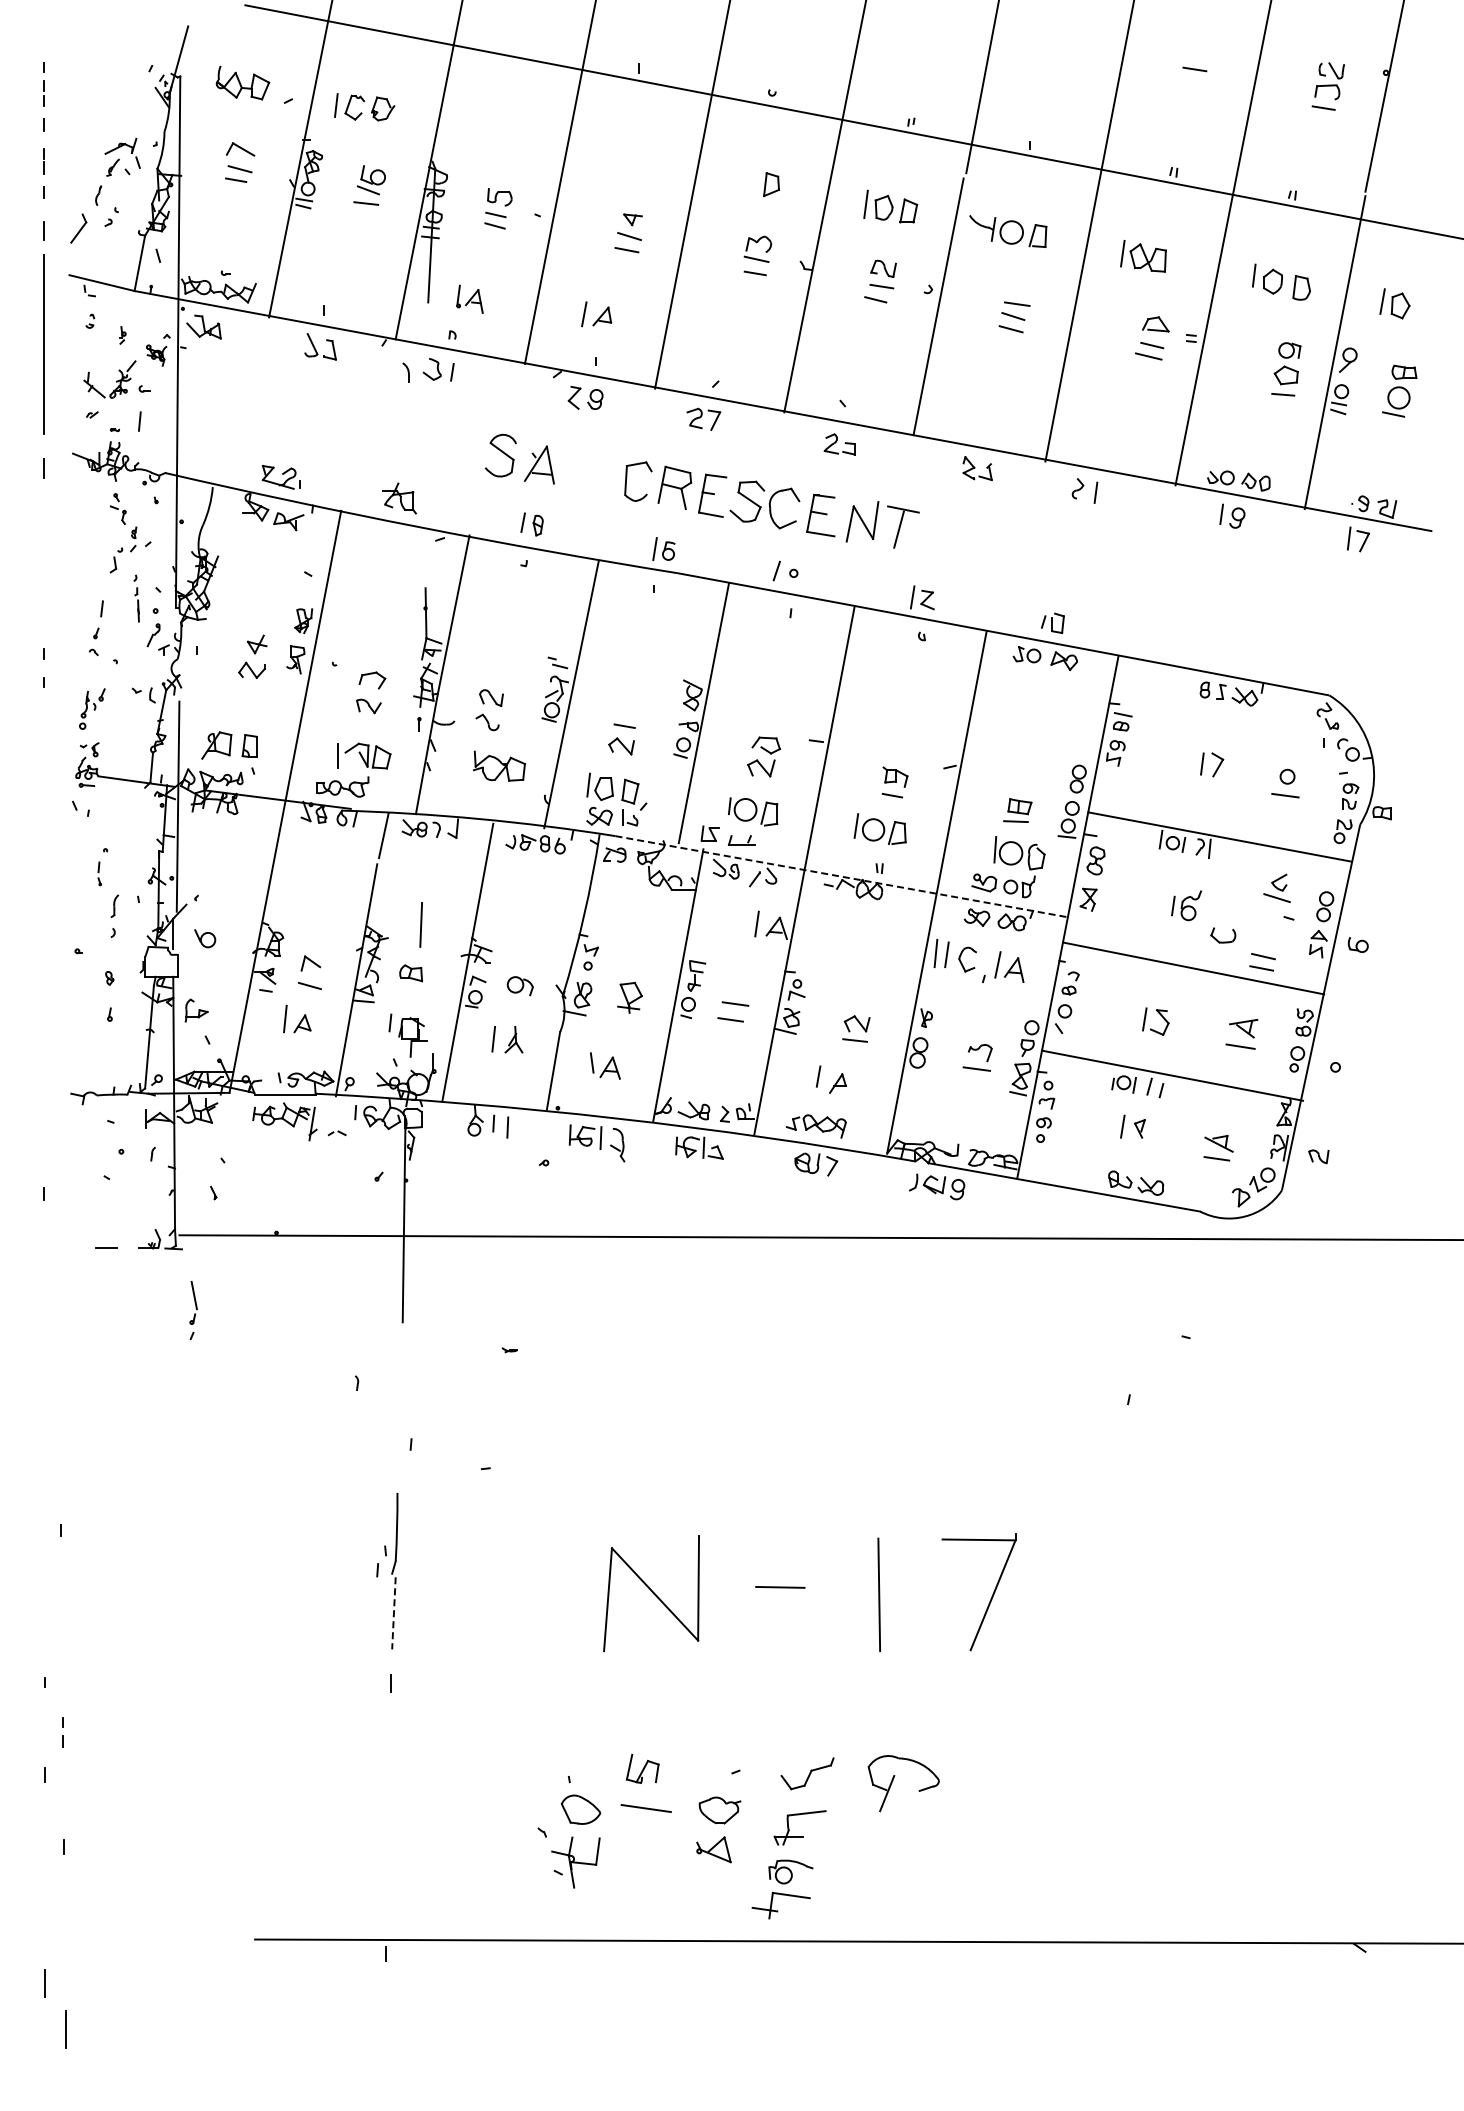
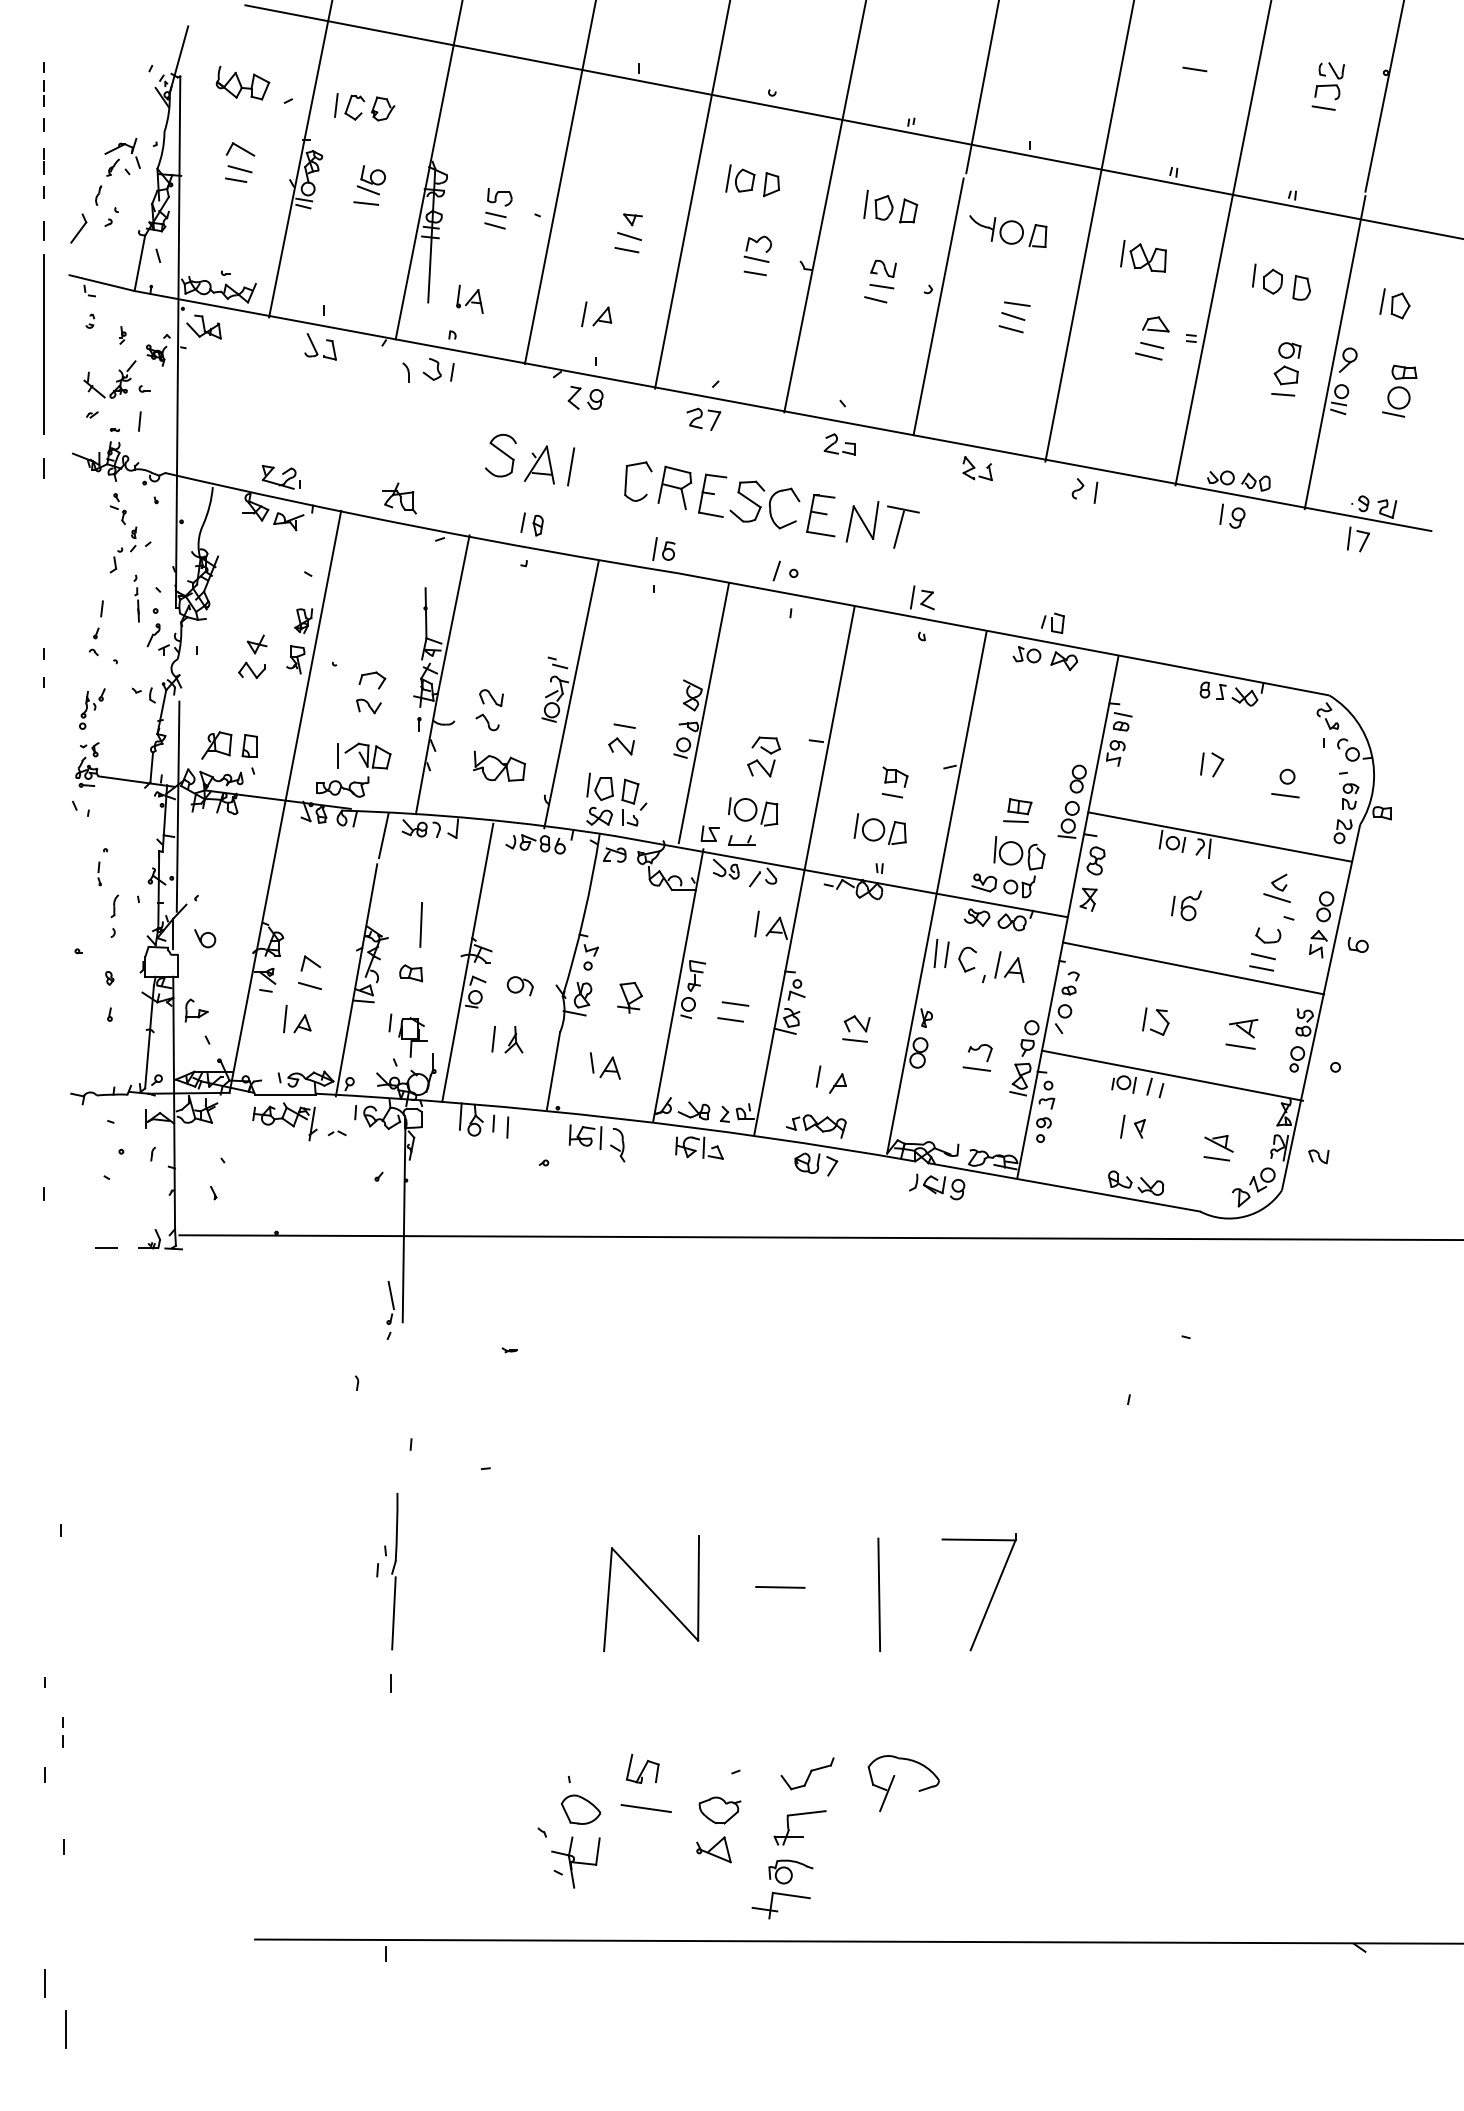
part: none -> present (740, 178)
line: none -> present (571, 466)
line: dashed -> solid (841, 876)
part position: (1223, 935) -> (1268, 935) (1268, 935)
line: none -> present (460, 1116)
part position: (193, 1310) -> (390, 1310) (390, 1310)
line: dashed -> solid (393, 1613)
